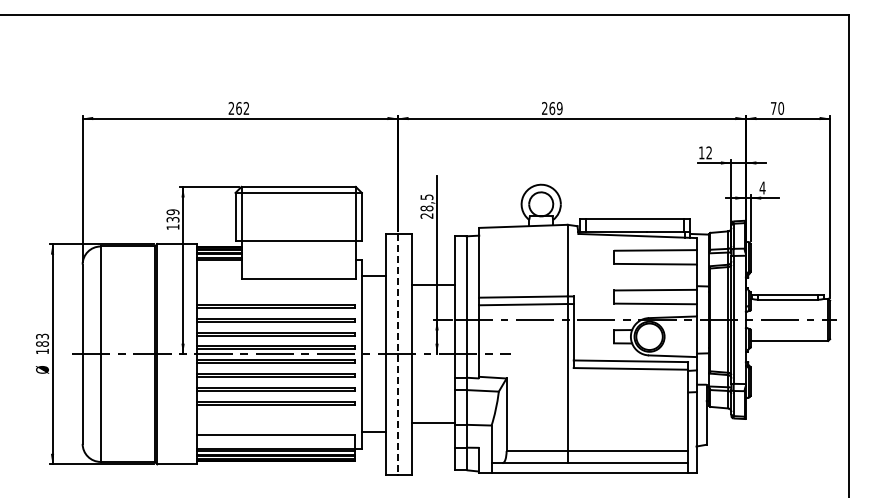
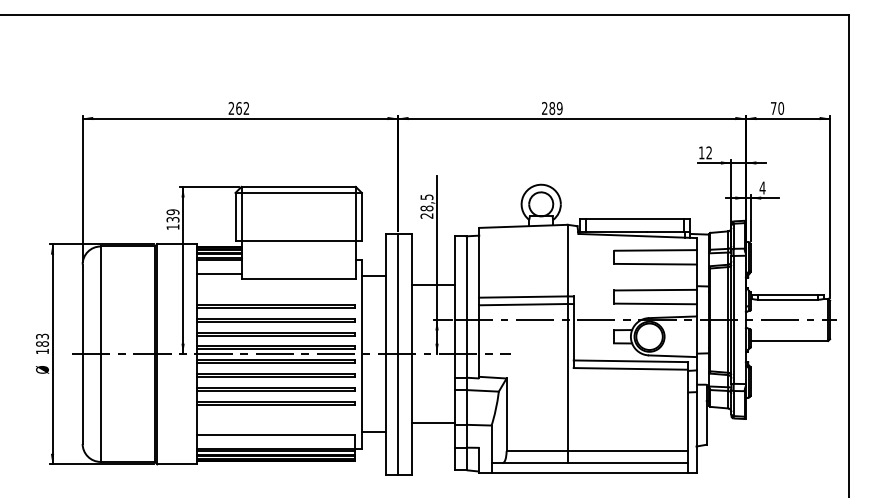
text: 269 -> 289 (552, 108)
line: none -> present (218, 274)
line: dashed -> solid (398, 354)
